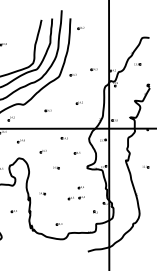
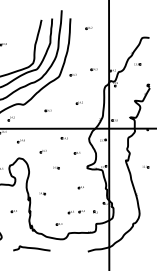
part position: (80, 28) -> (88, 28) (88, 28)
part position: (75, 198) -> (75, 212) (75, 212)
curve: none -> present (31, 248)
